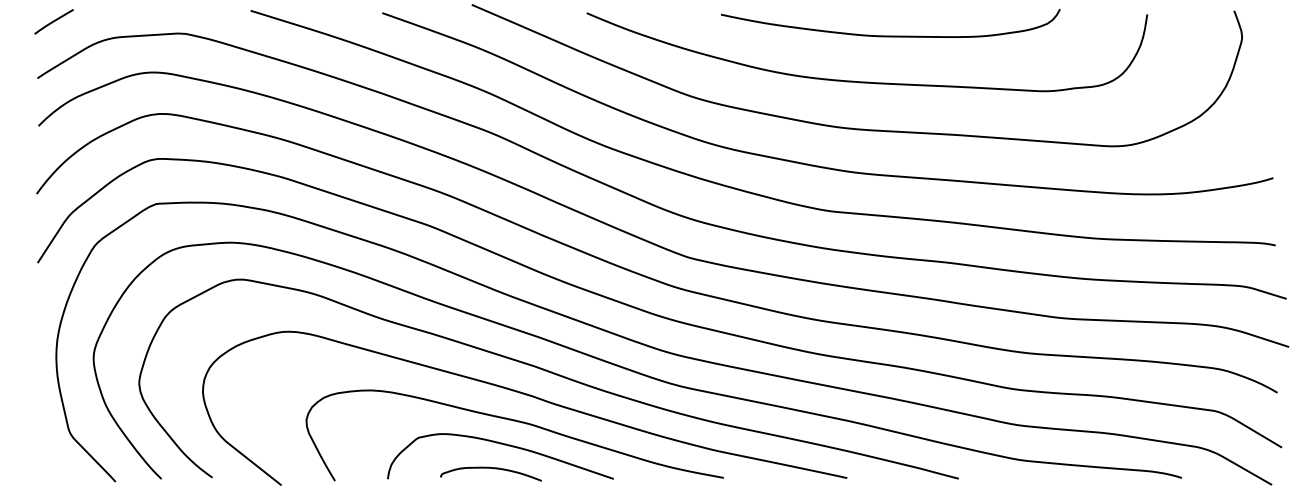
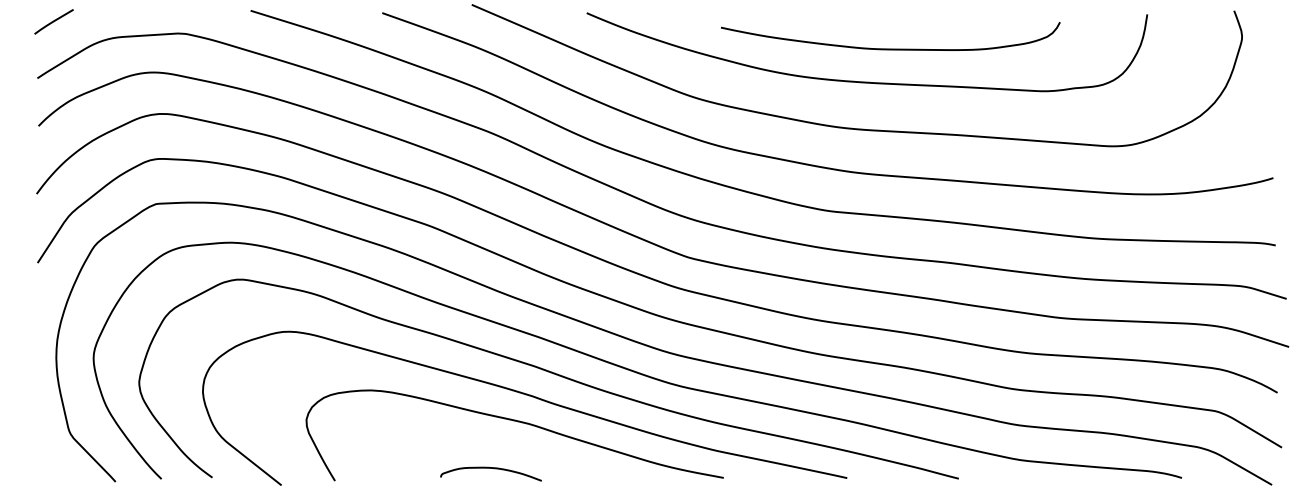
curve position: (890, 35) -> (890, 48) (890, 48)
curve: present -> none (504, 445)
